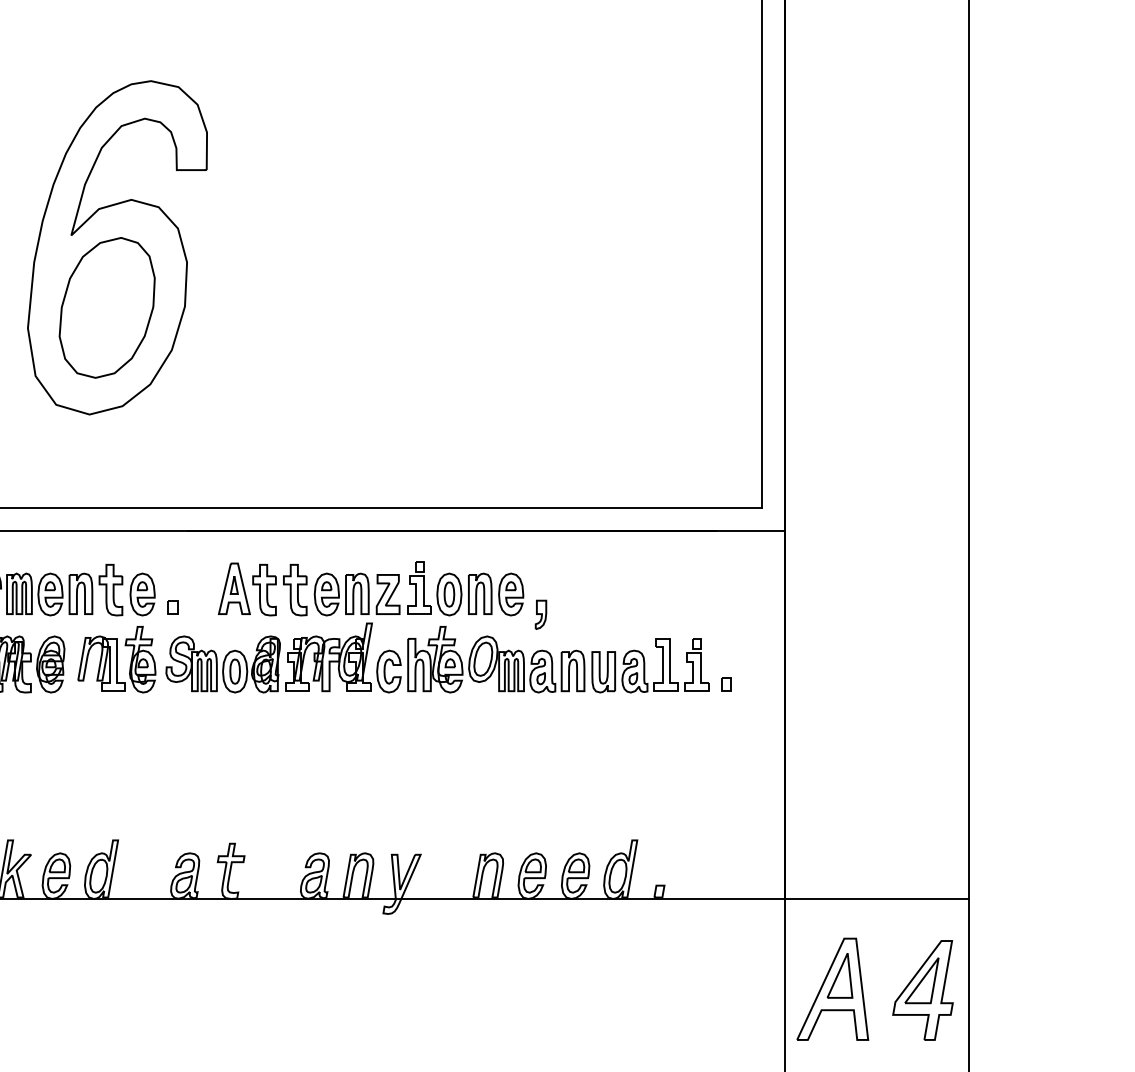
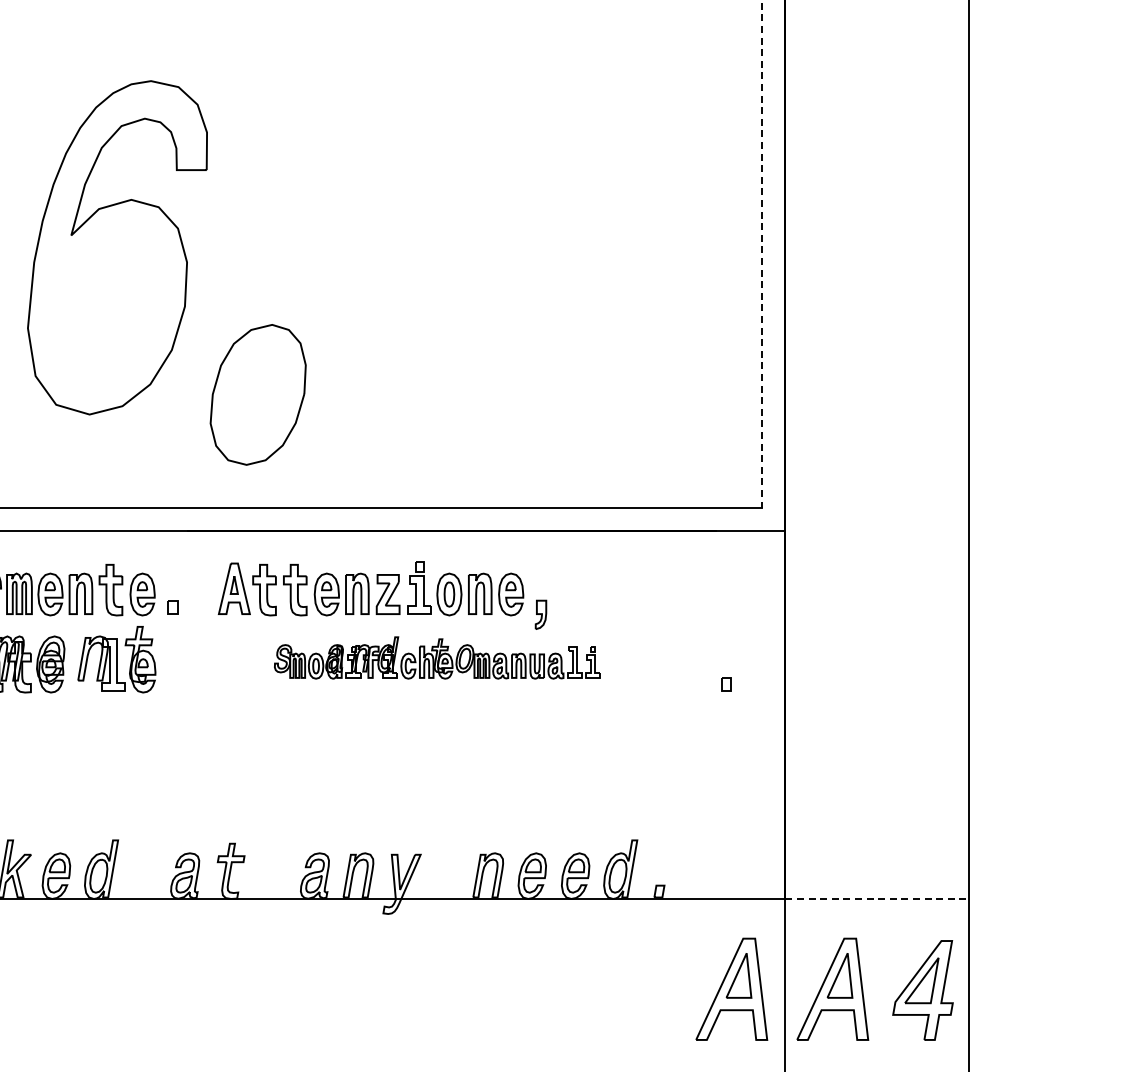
line: solid -> dashed (762, 254)
part position: (106, 307) -> (257, 394) (257, 394)
part size: 545x72 px -> 327x44 px (437, 657)
line: solid -> dashed (877, 898)
part: none -> present (731, 988)
